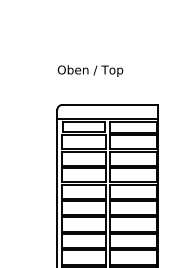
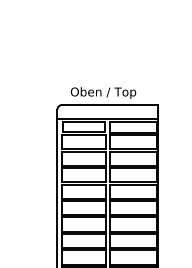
text position: (90, 70) -> (103, 92) (103, 92)
